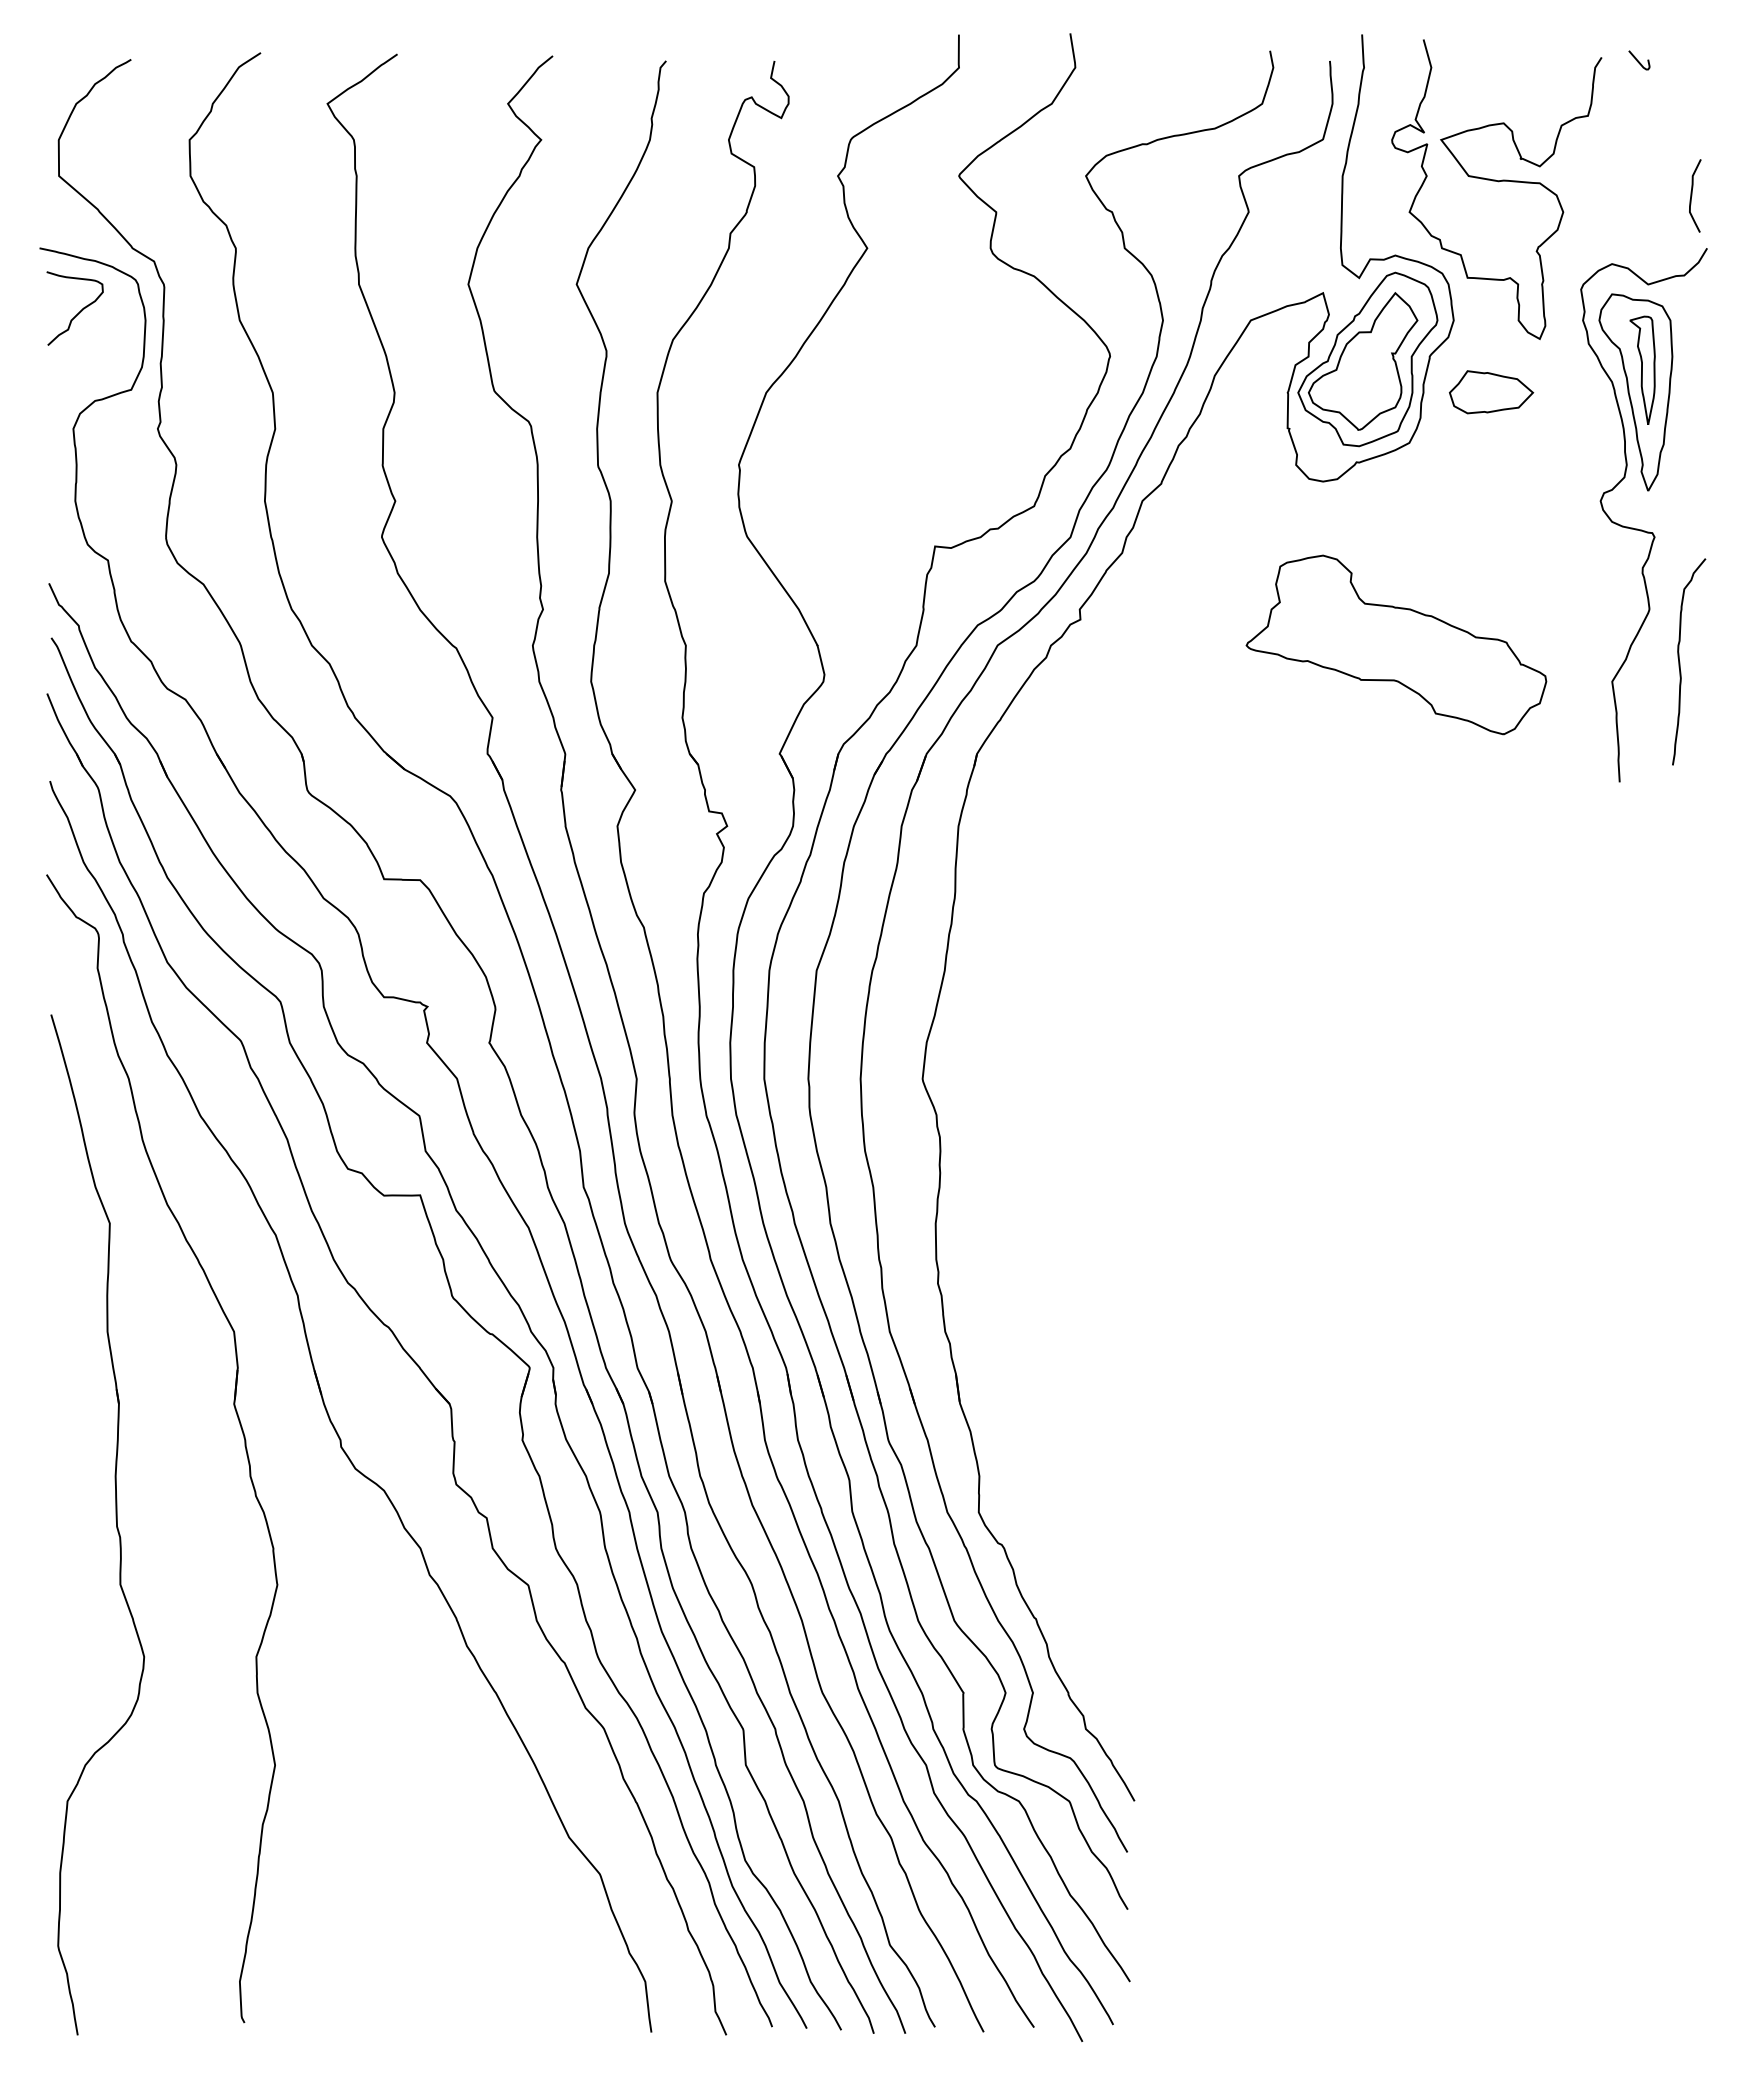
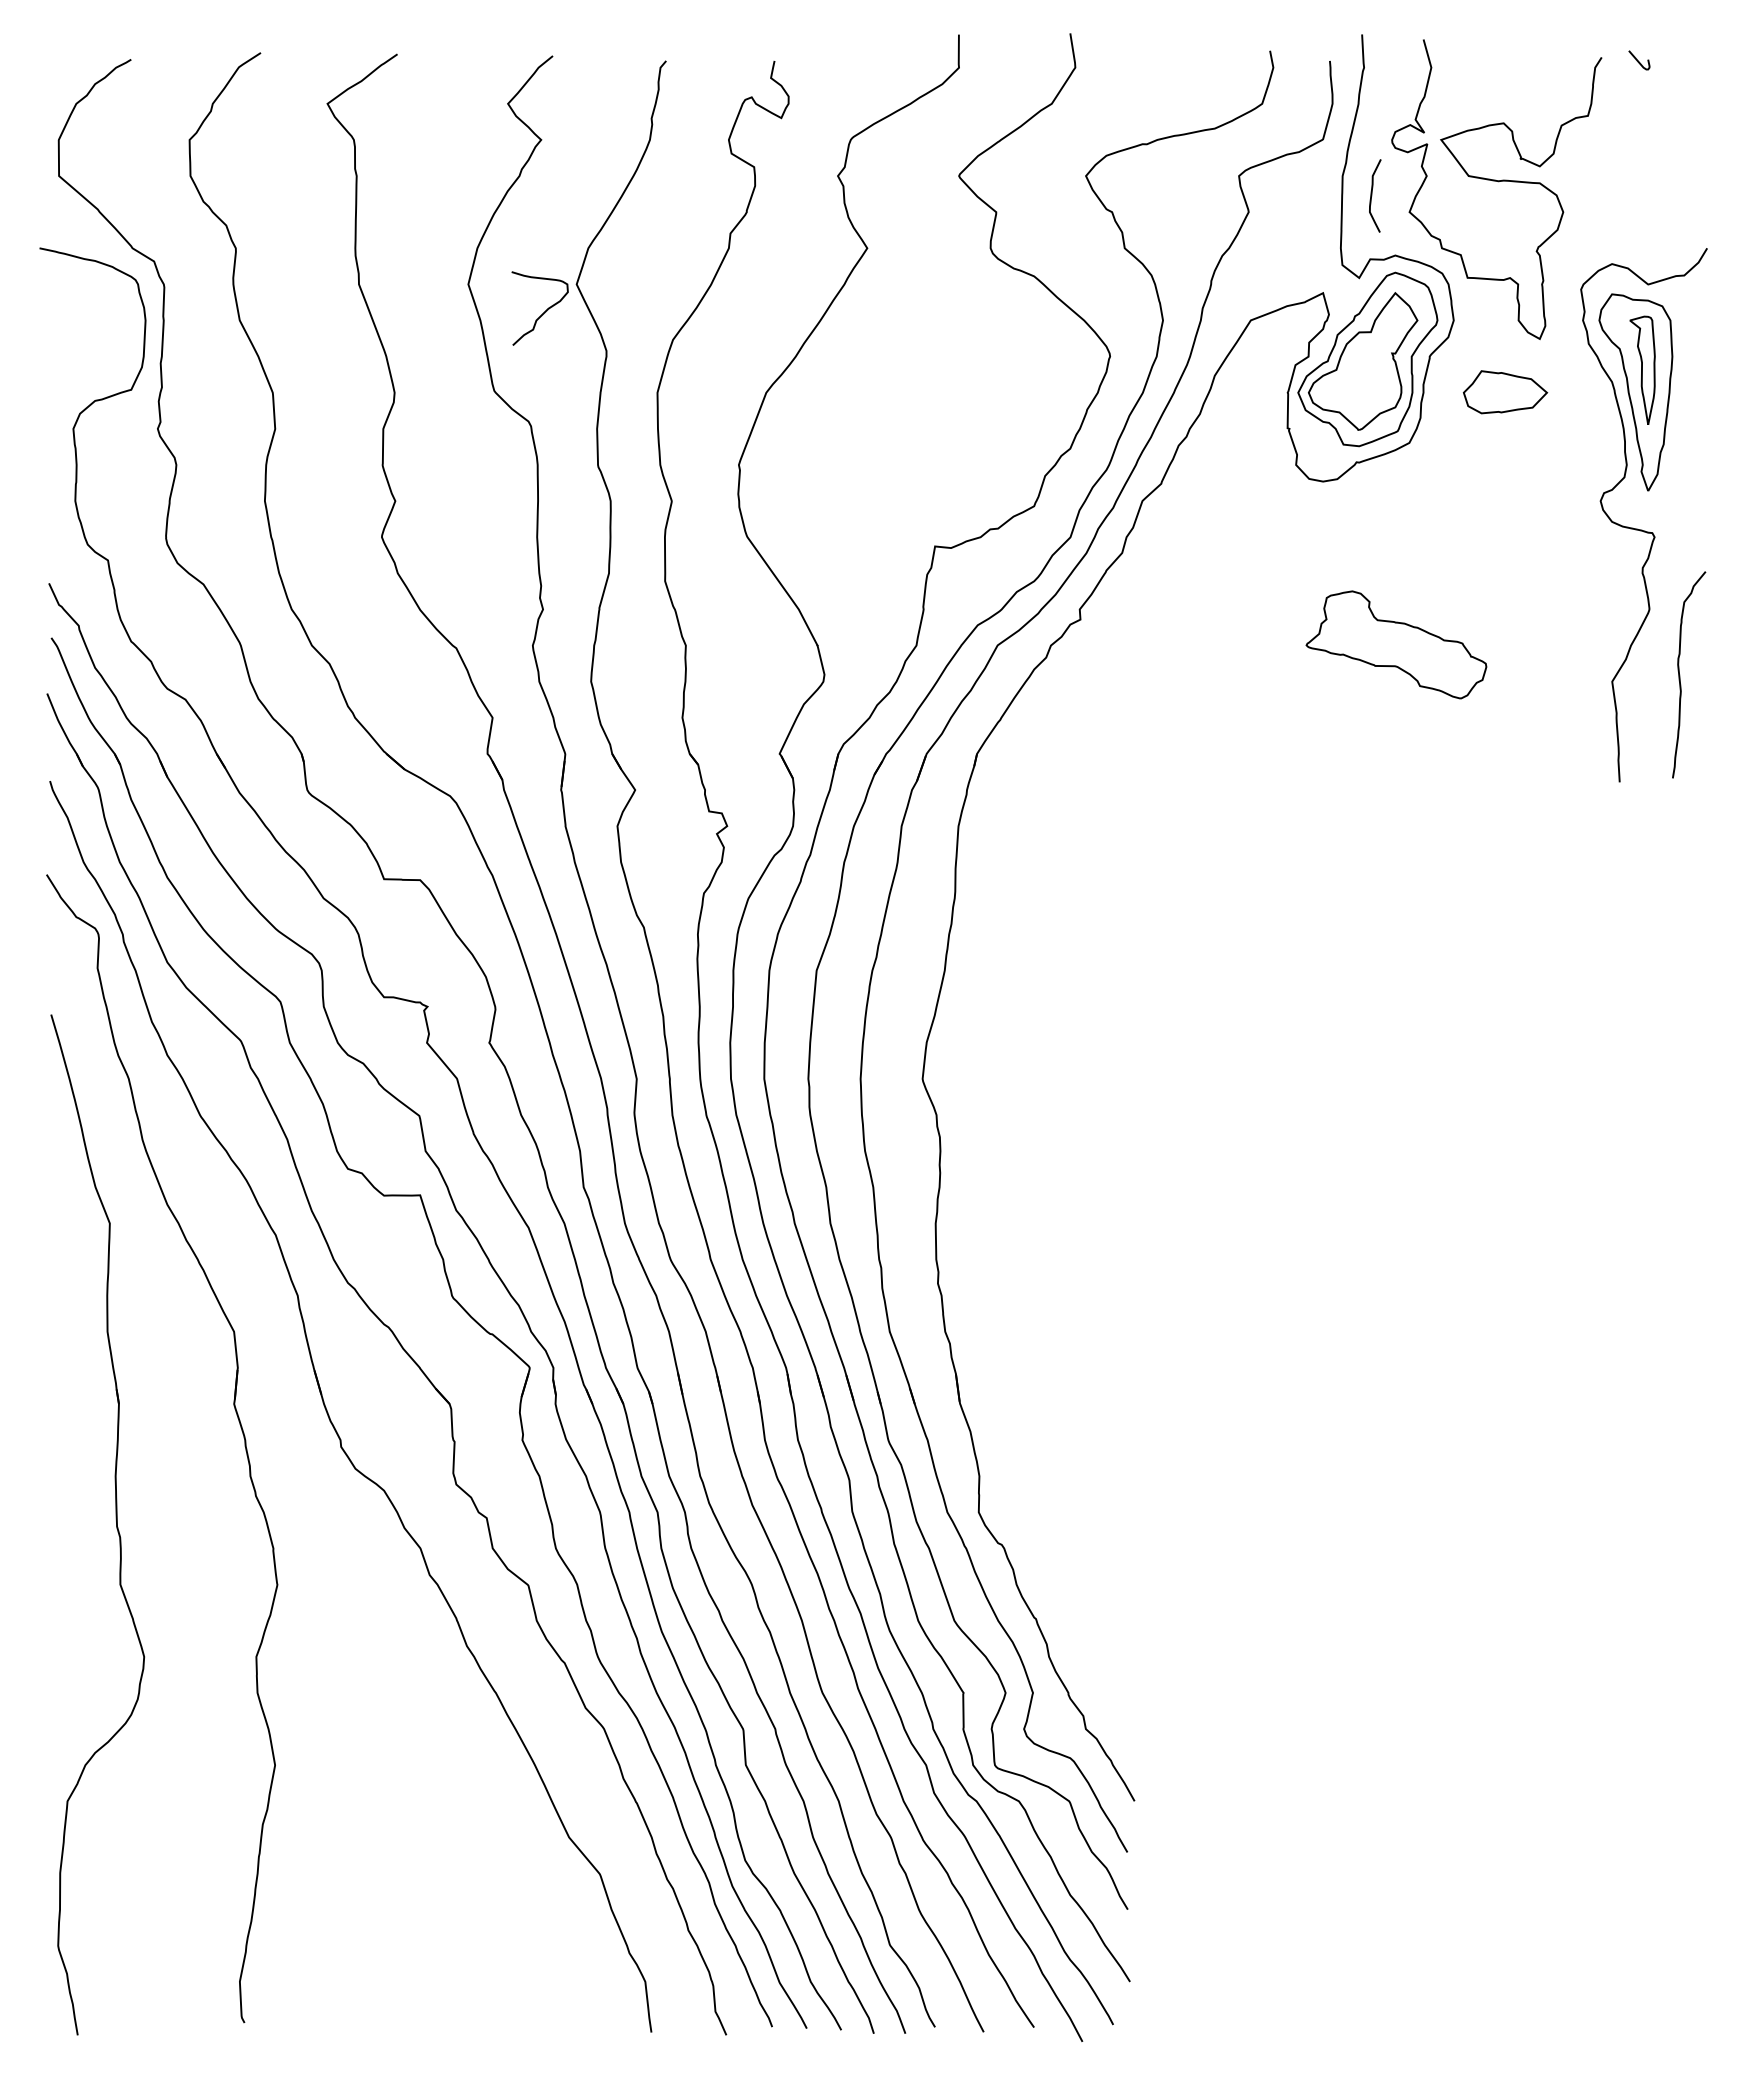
curve position: (1692, 195) -> (1372, 195) (1372, 195)
curve position: (78, 312) -> (543, 312) (543, 312)
part position: (1491, 392) -> (1505, 392) (1505, 392)
part size: 303x182 px -> 183x110 px (1396, 644)
curve position: (1680, 662) -> (1680, 675) (1680, 675)
